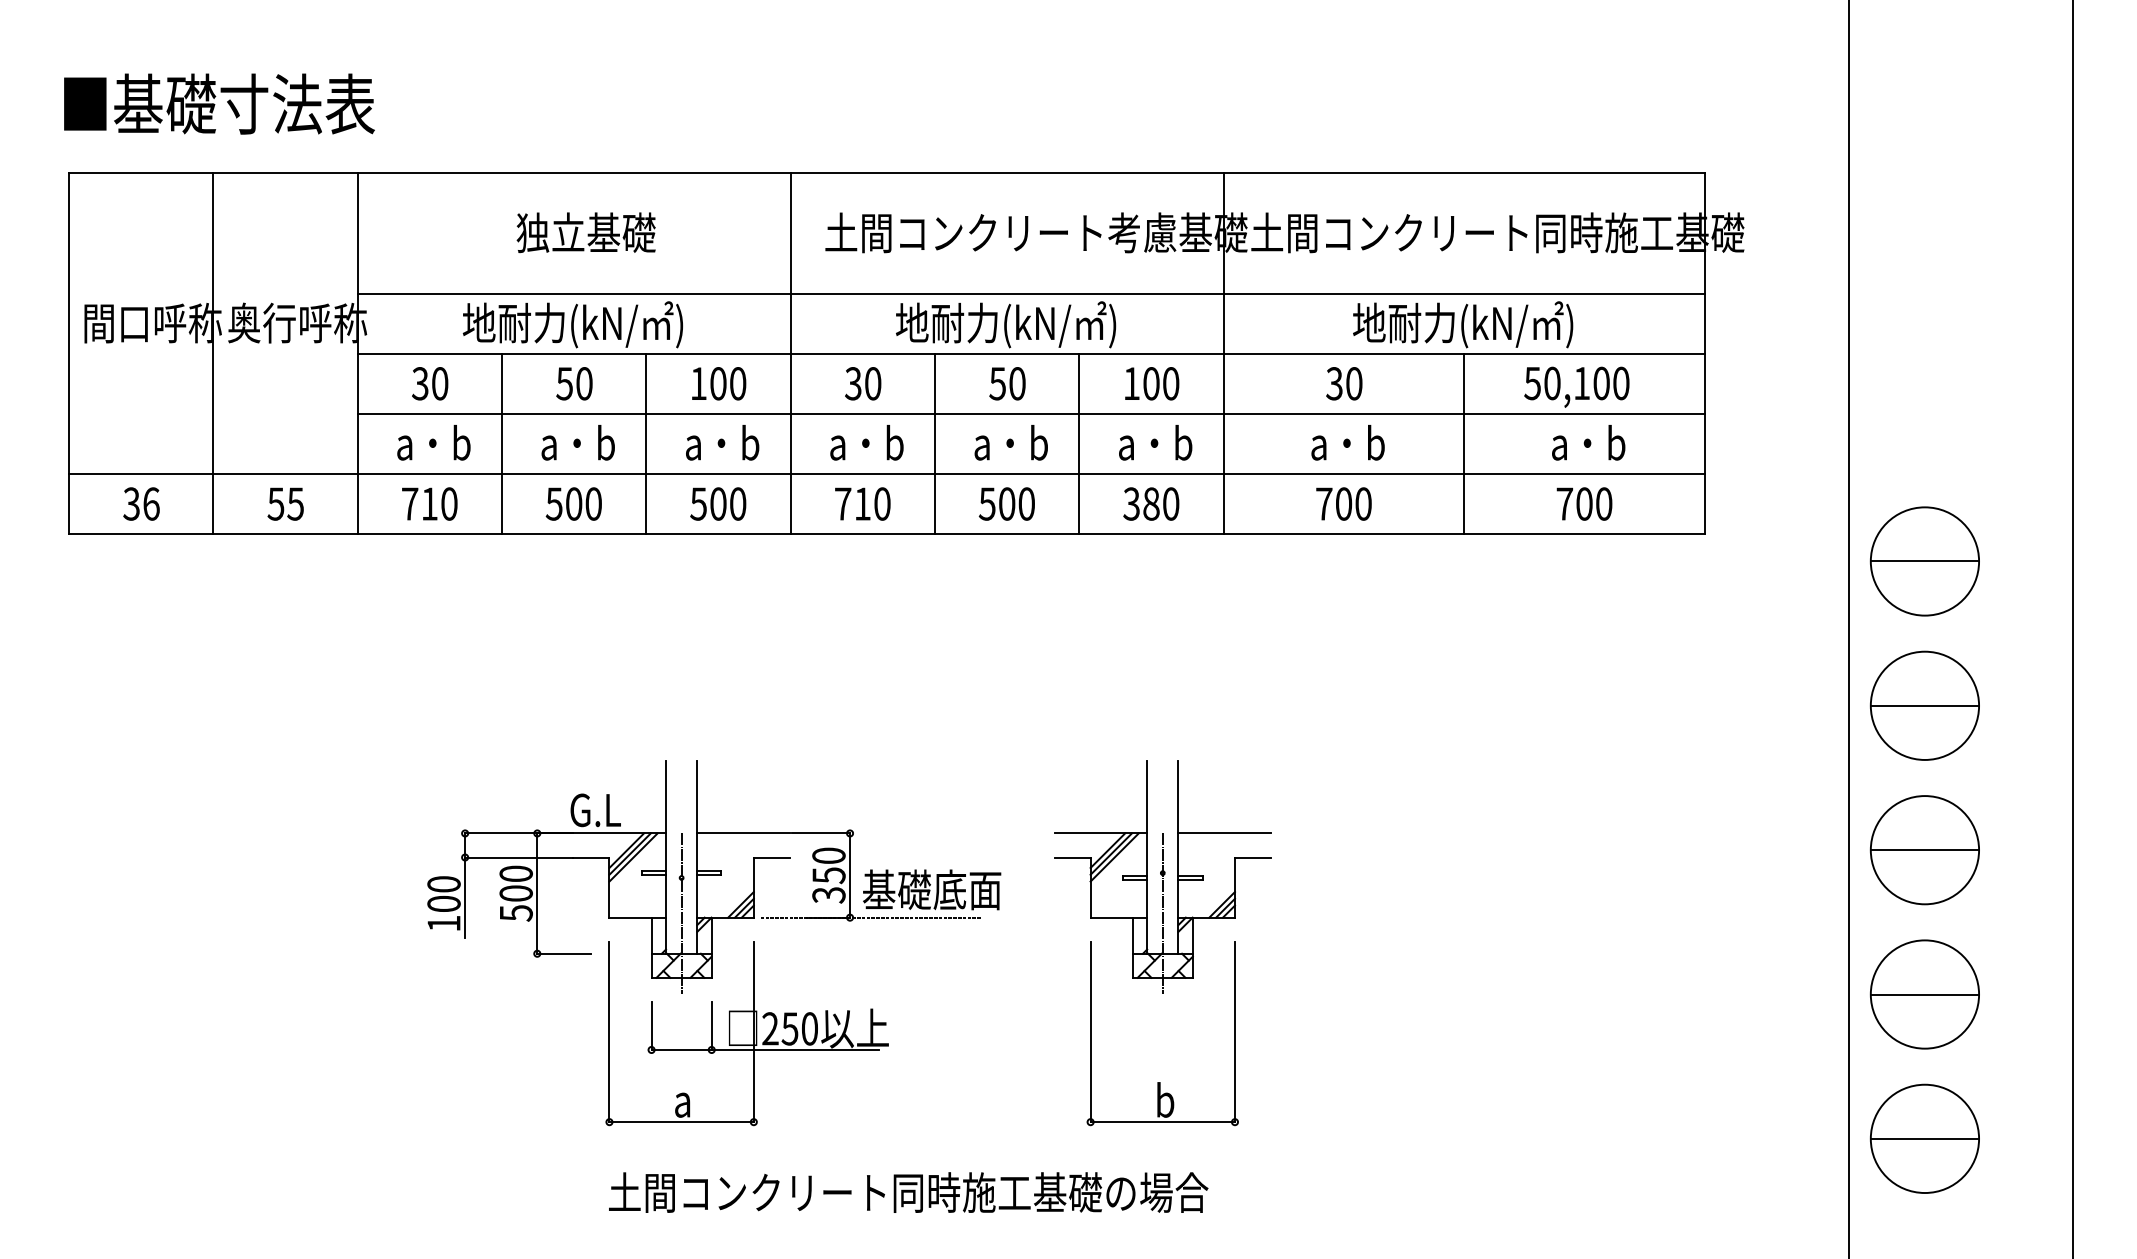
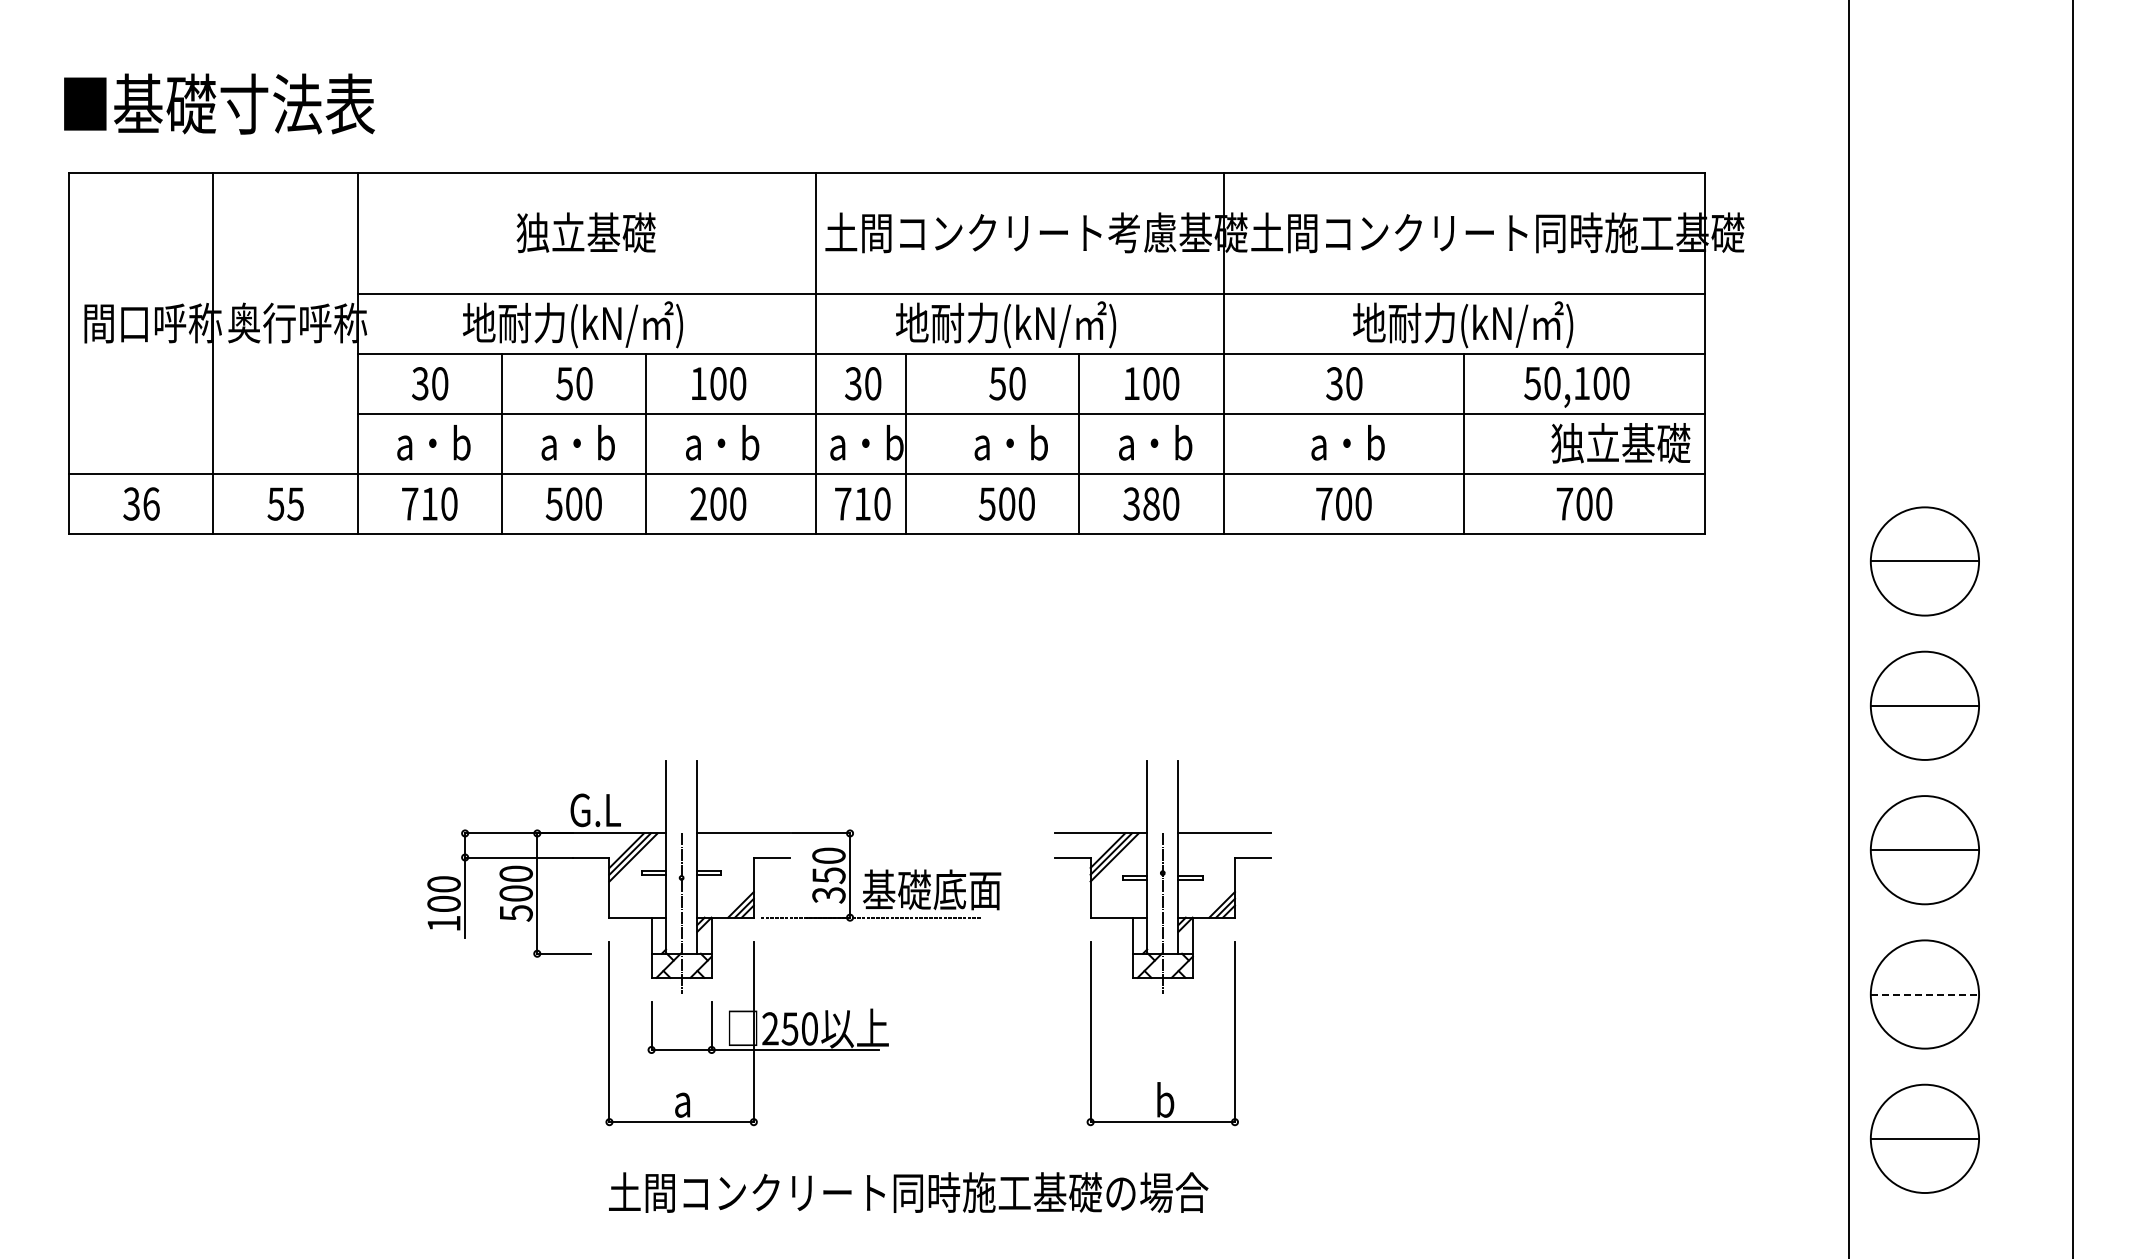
line position: (790, 353) -> (815, 353) (815, 353)
line position: (934, 443) -> (905, 443) (905, 443)
text: a・b -> 独立基礎 (1620, 443)
text: 500 -> 200 (698, 503)
line: solid -> dashed (1925, 994)
